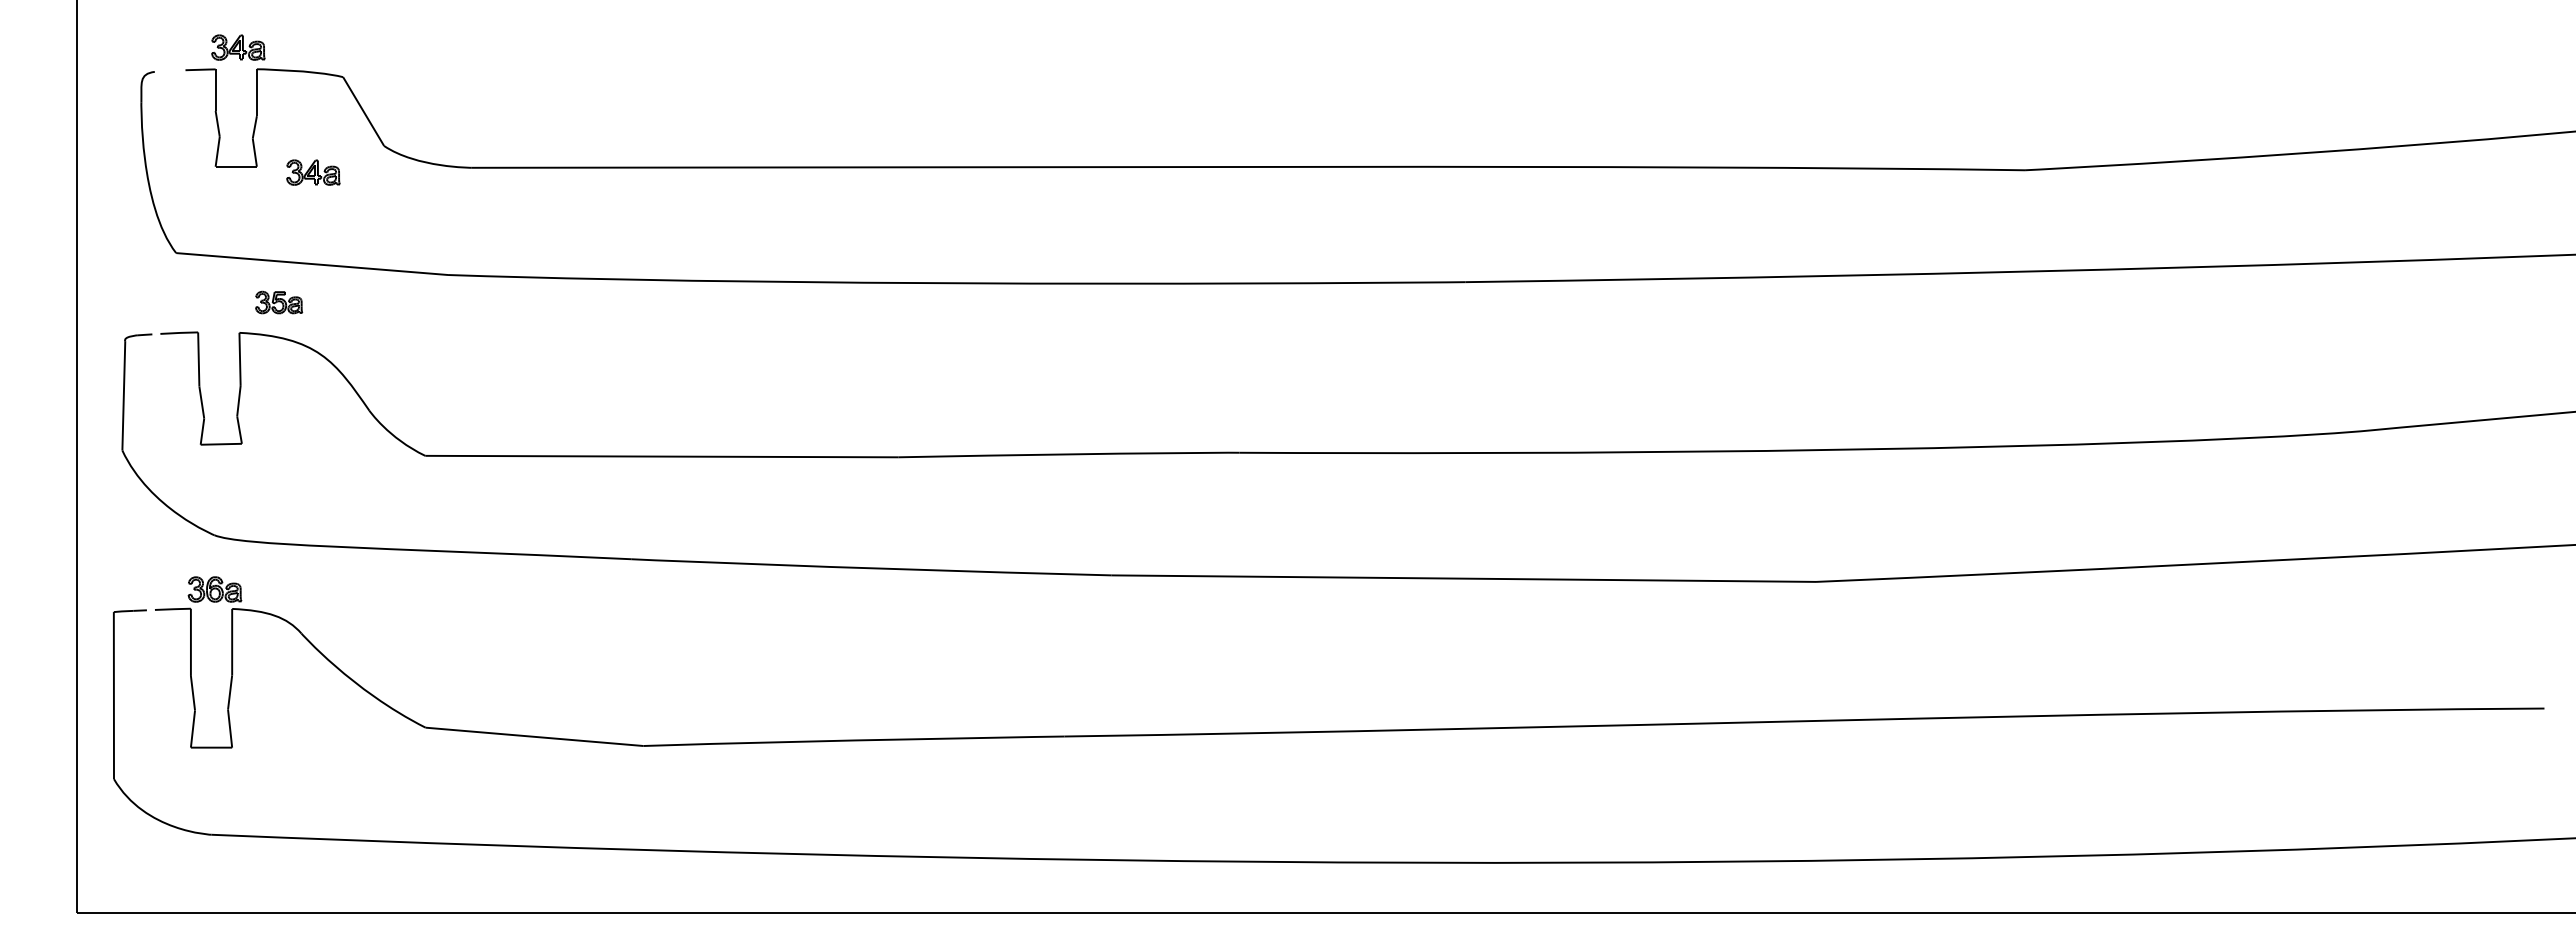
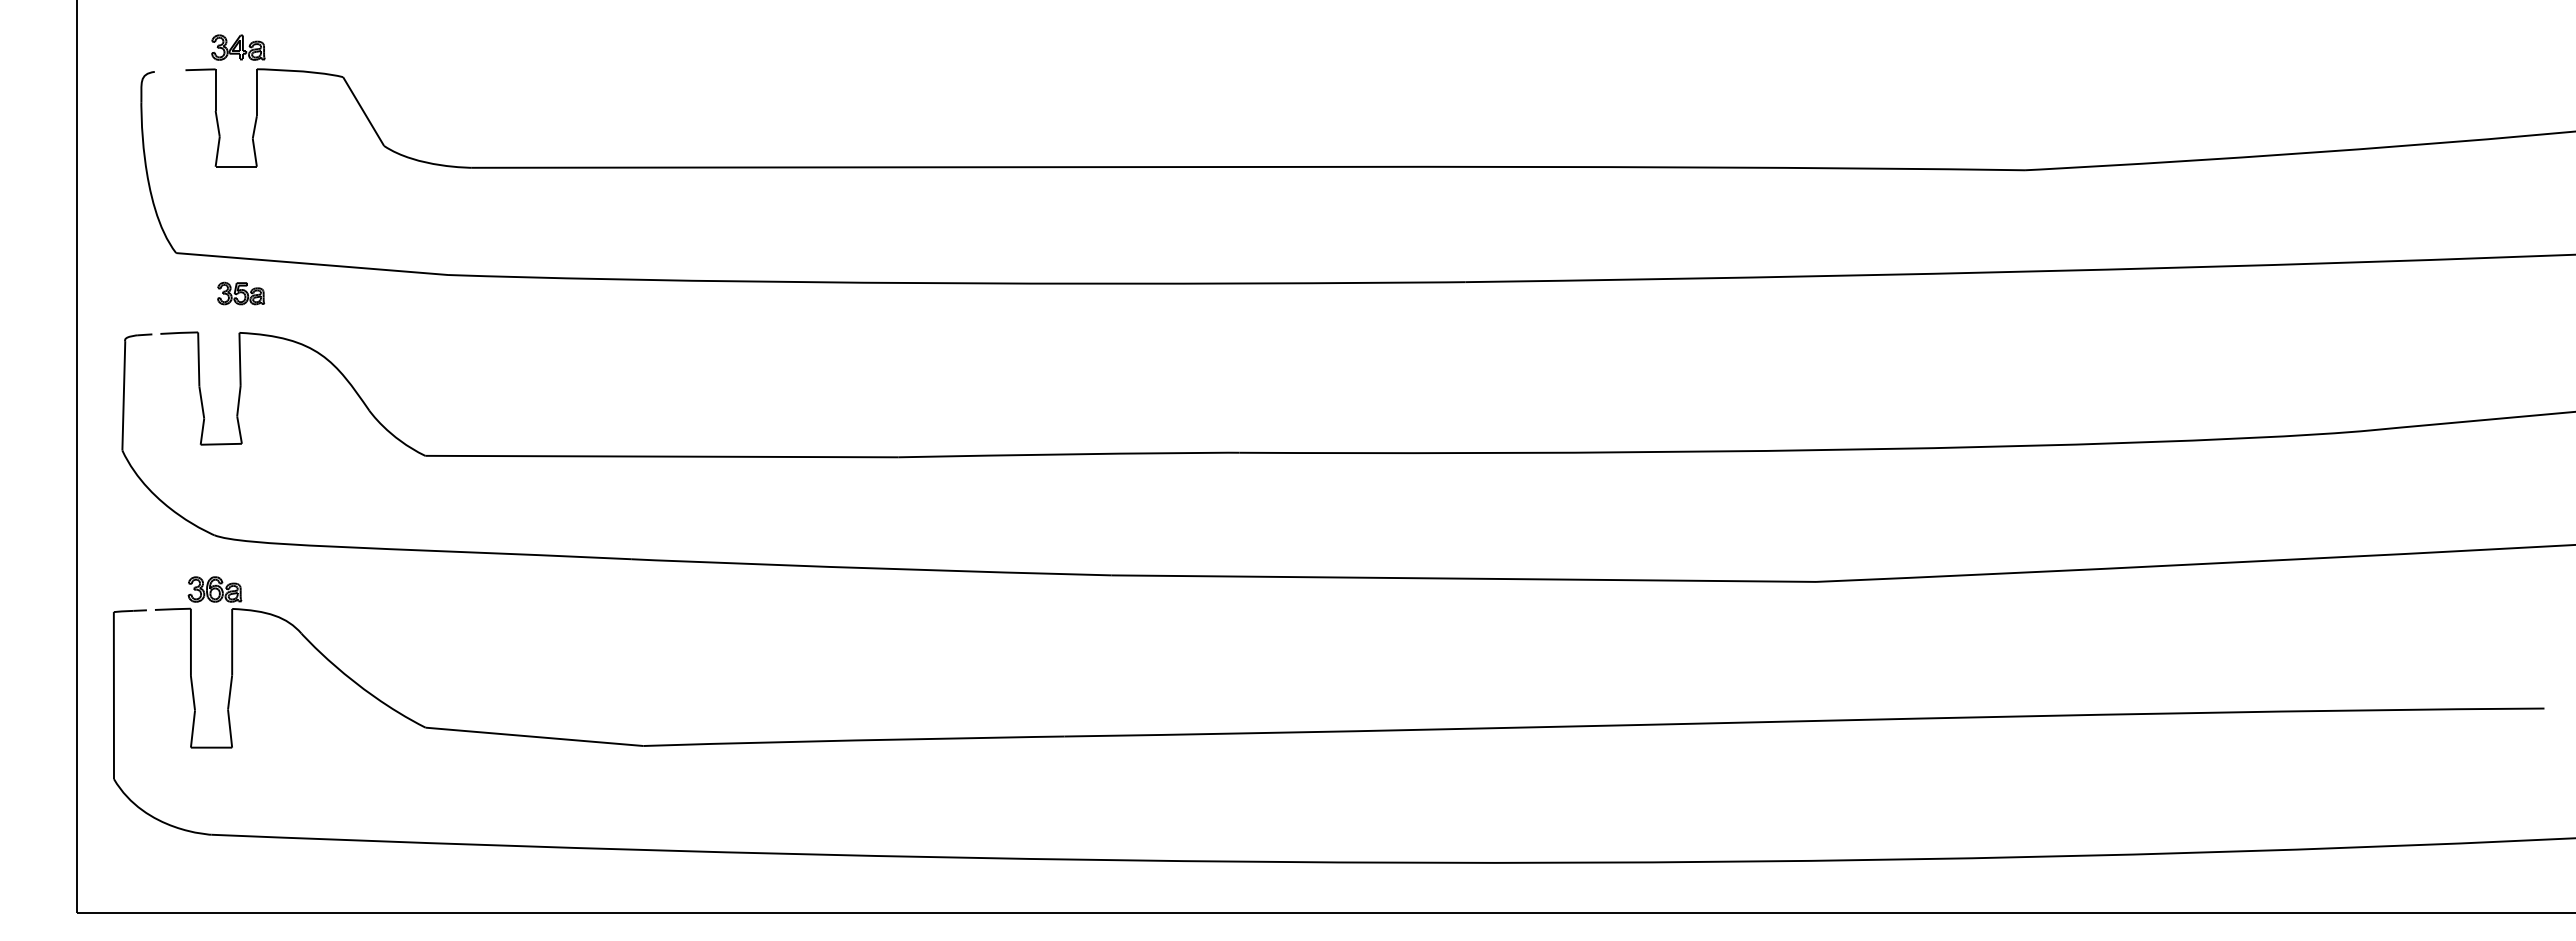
part: present -> none (313, 172)
part position: (279, 302) -> (241, 293) (241, 293)
